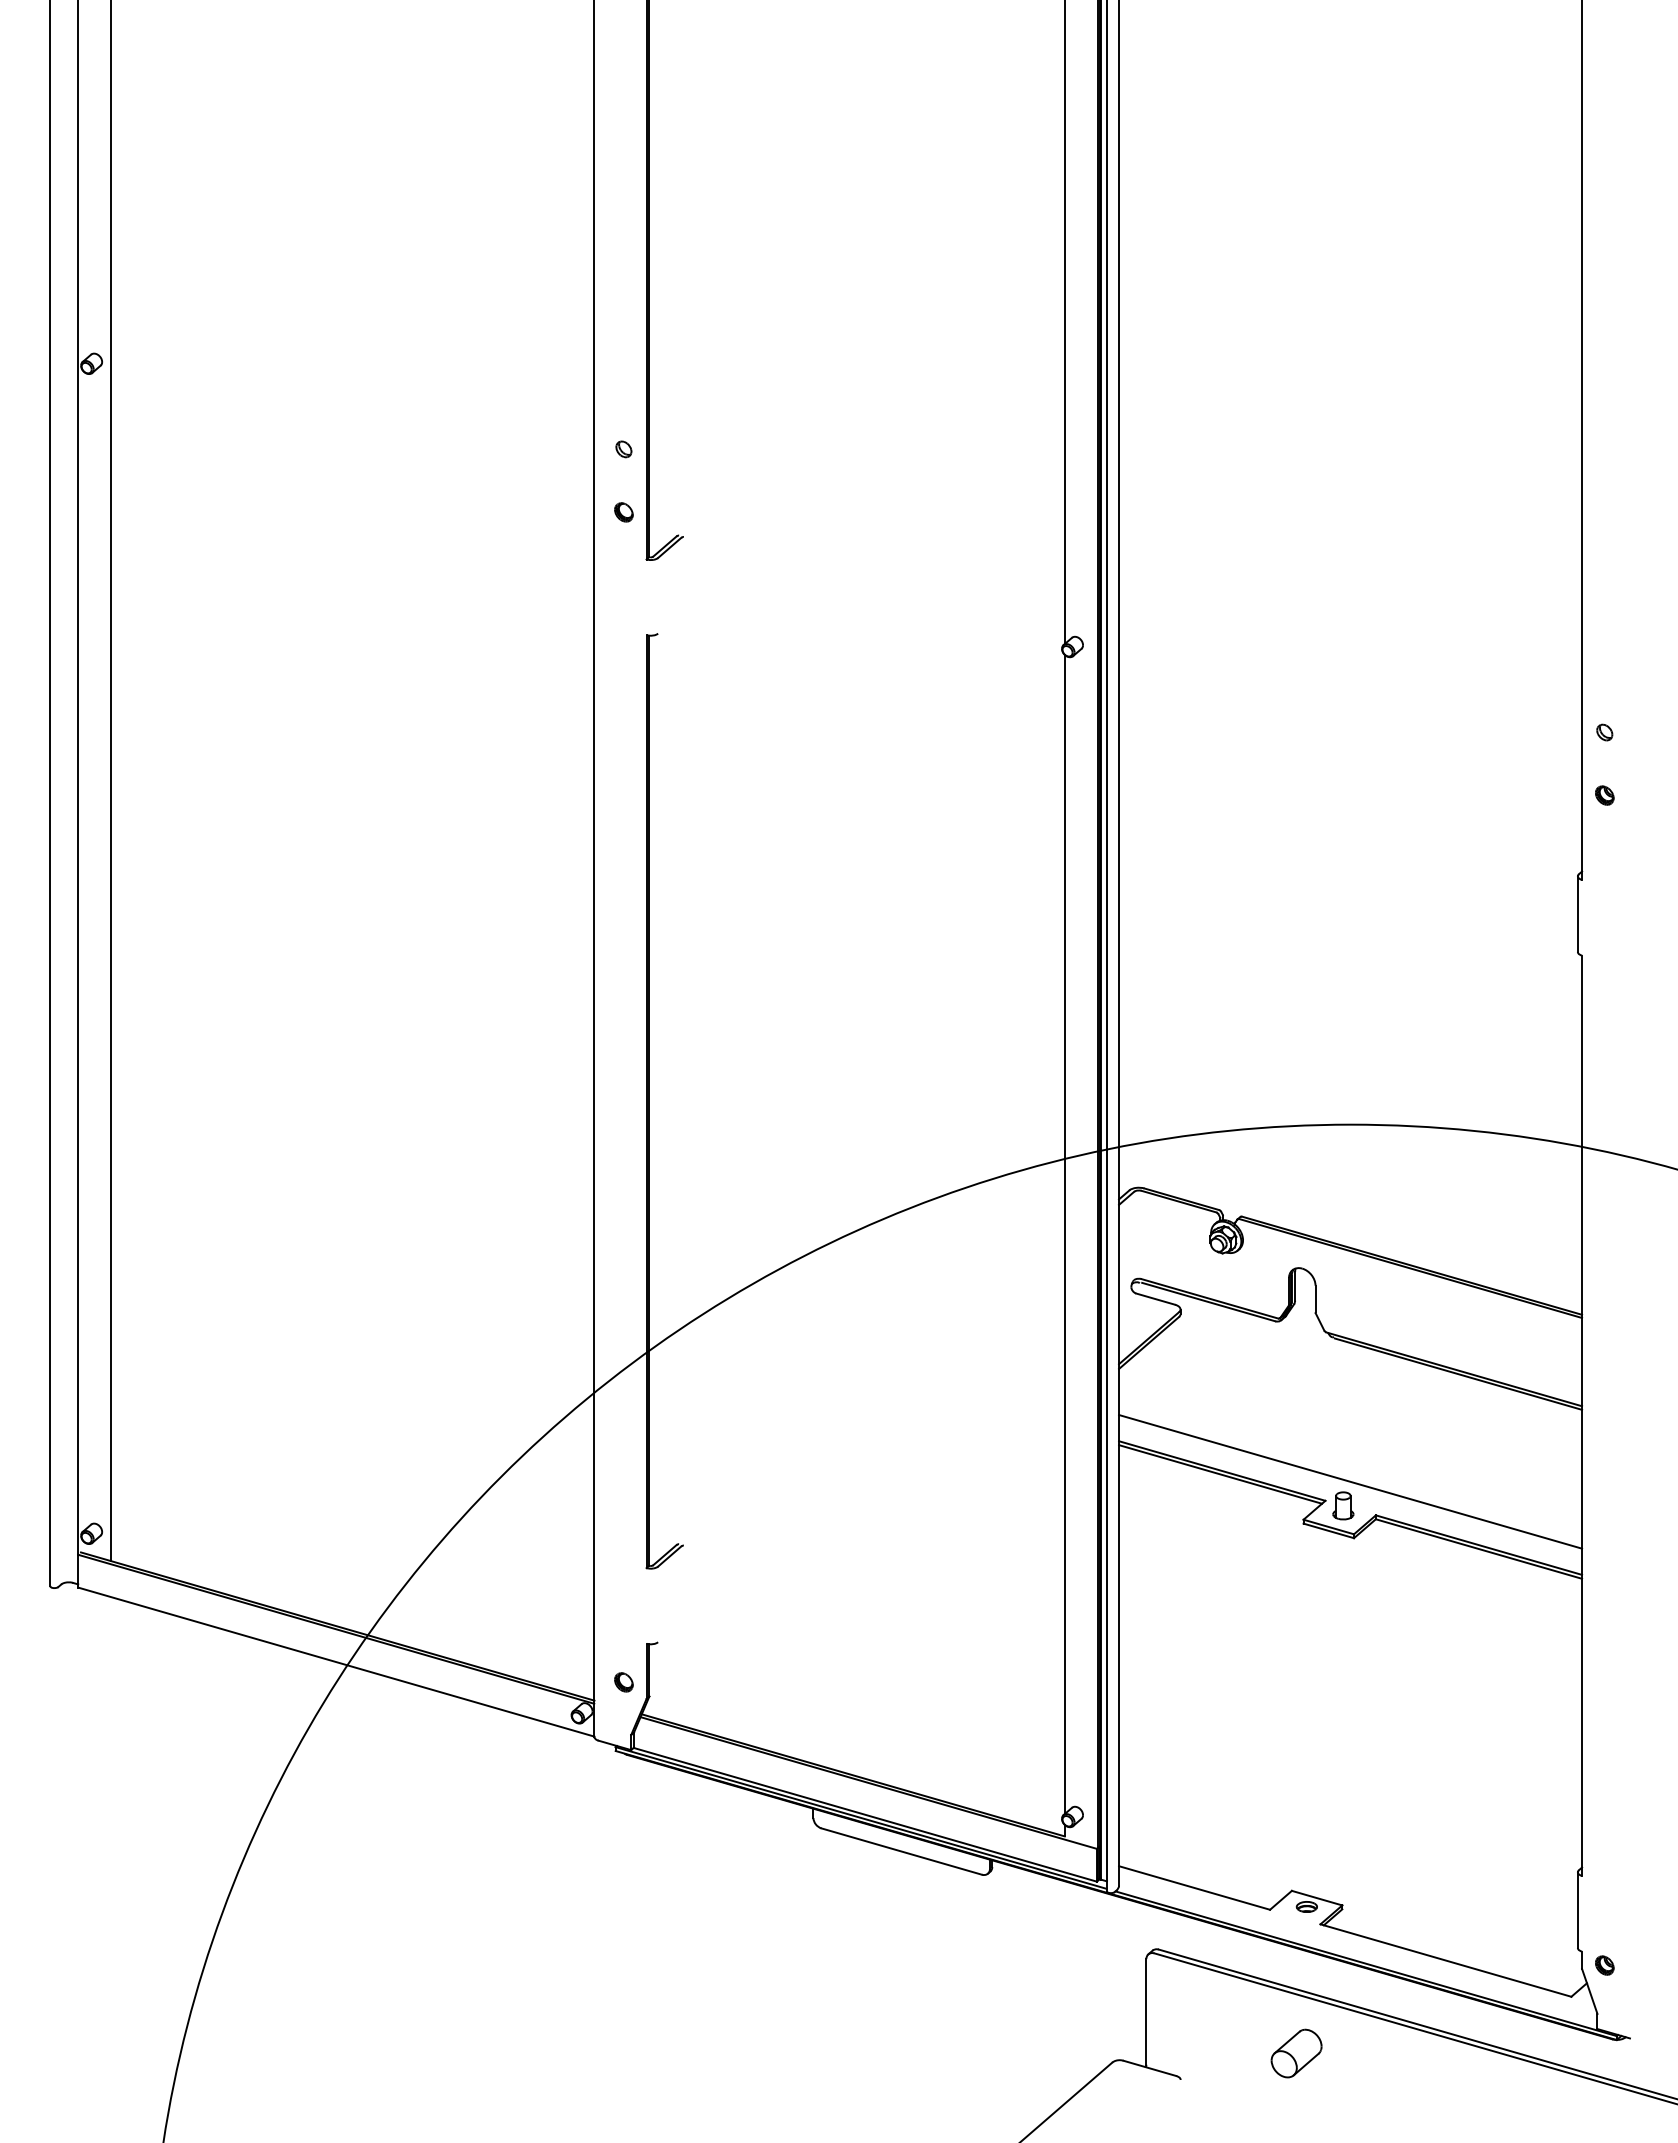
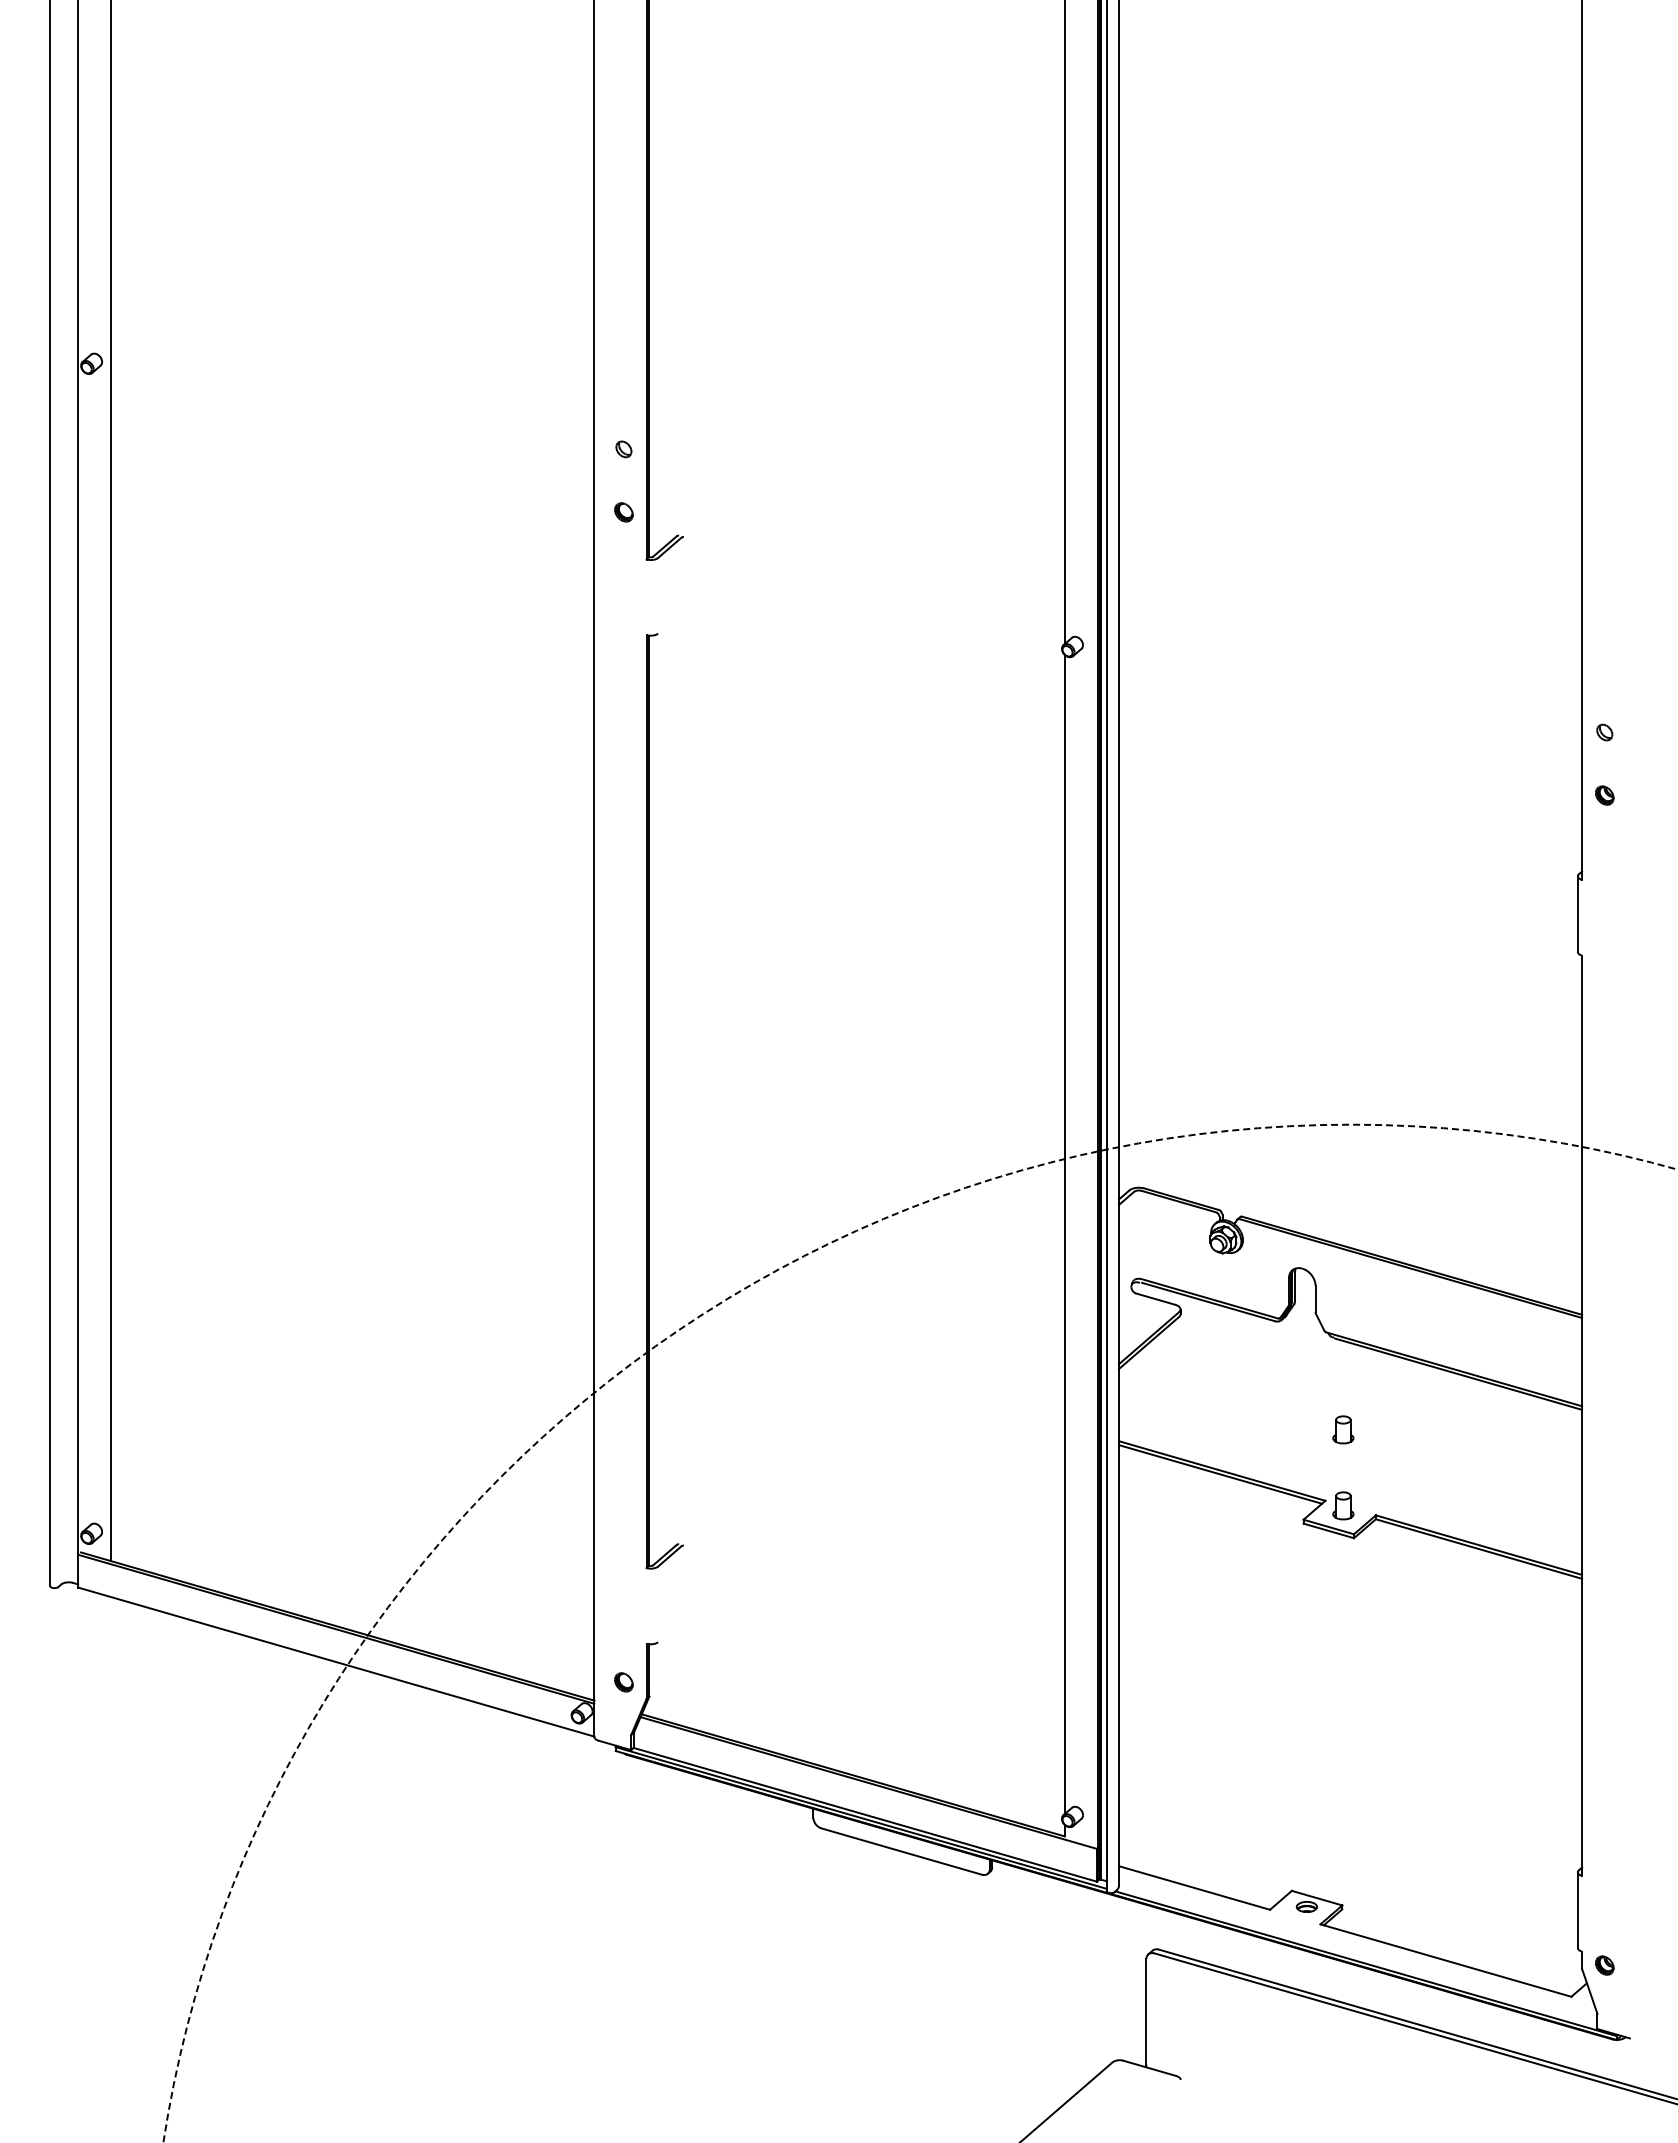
part: none -> present (1343, 1429)
line: present -> none (1350, 1481)
circle: solid -> dashed (920, 1633)
part: present -> none (1296, 2053)
